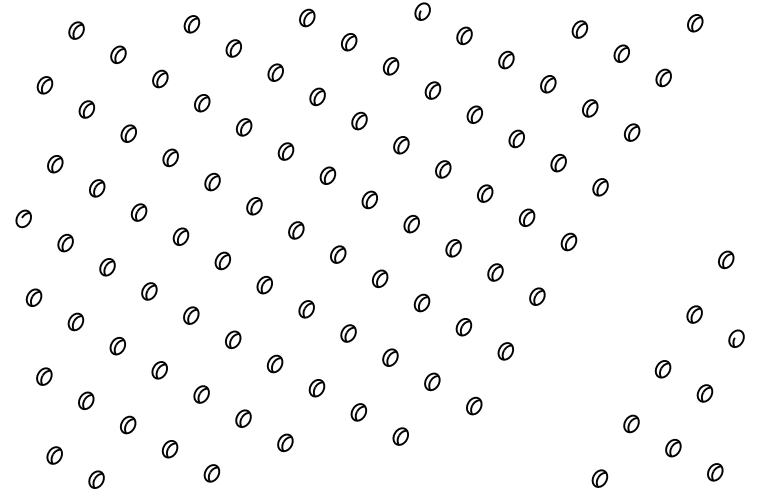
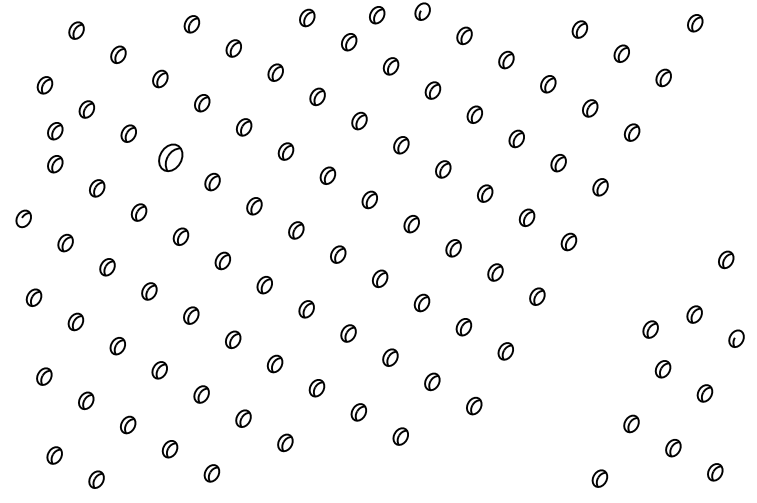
part: none -> present (377, 15)
part: none -> present (55, 131)
part size: 17x20 px -> 26x29 px (170, 157)
part: none -> present (650, 329)
